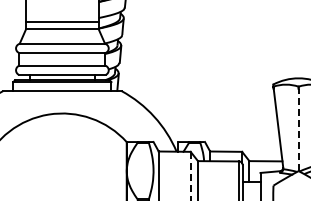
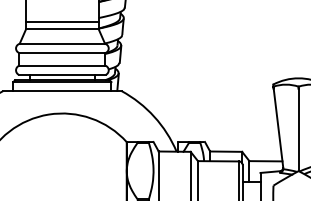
line: dashed -> solid (298, 129)
line: dashed -> solid (190, 176)
